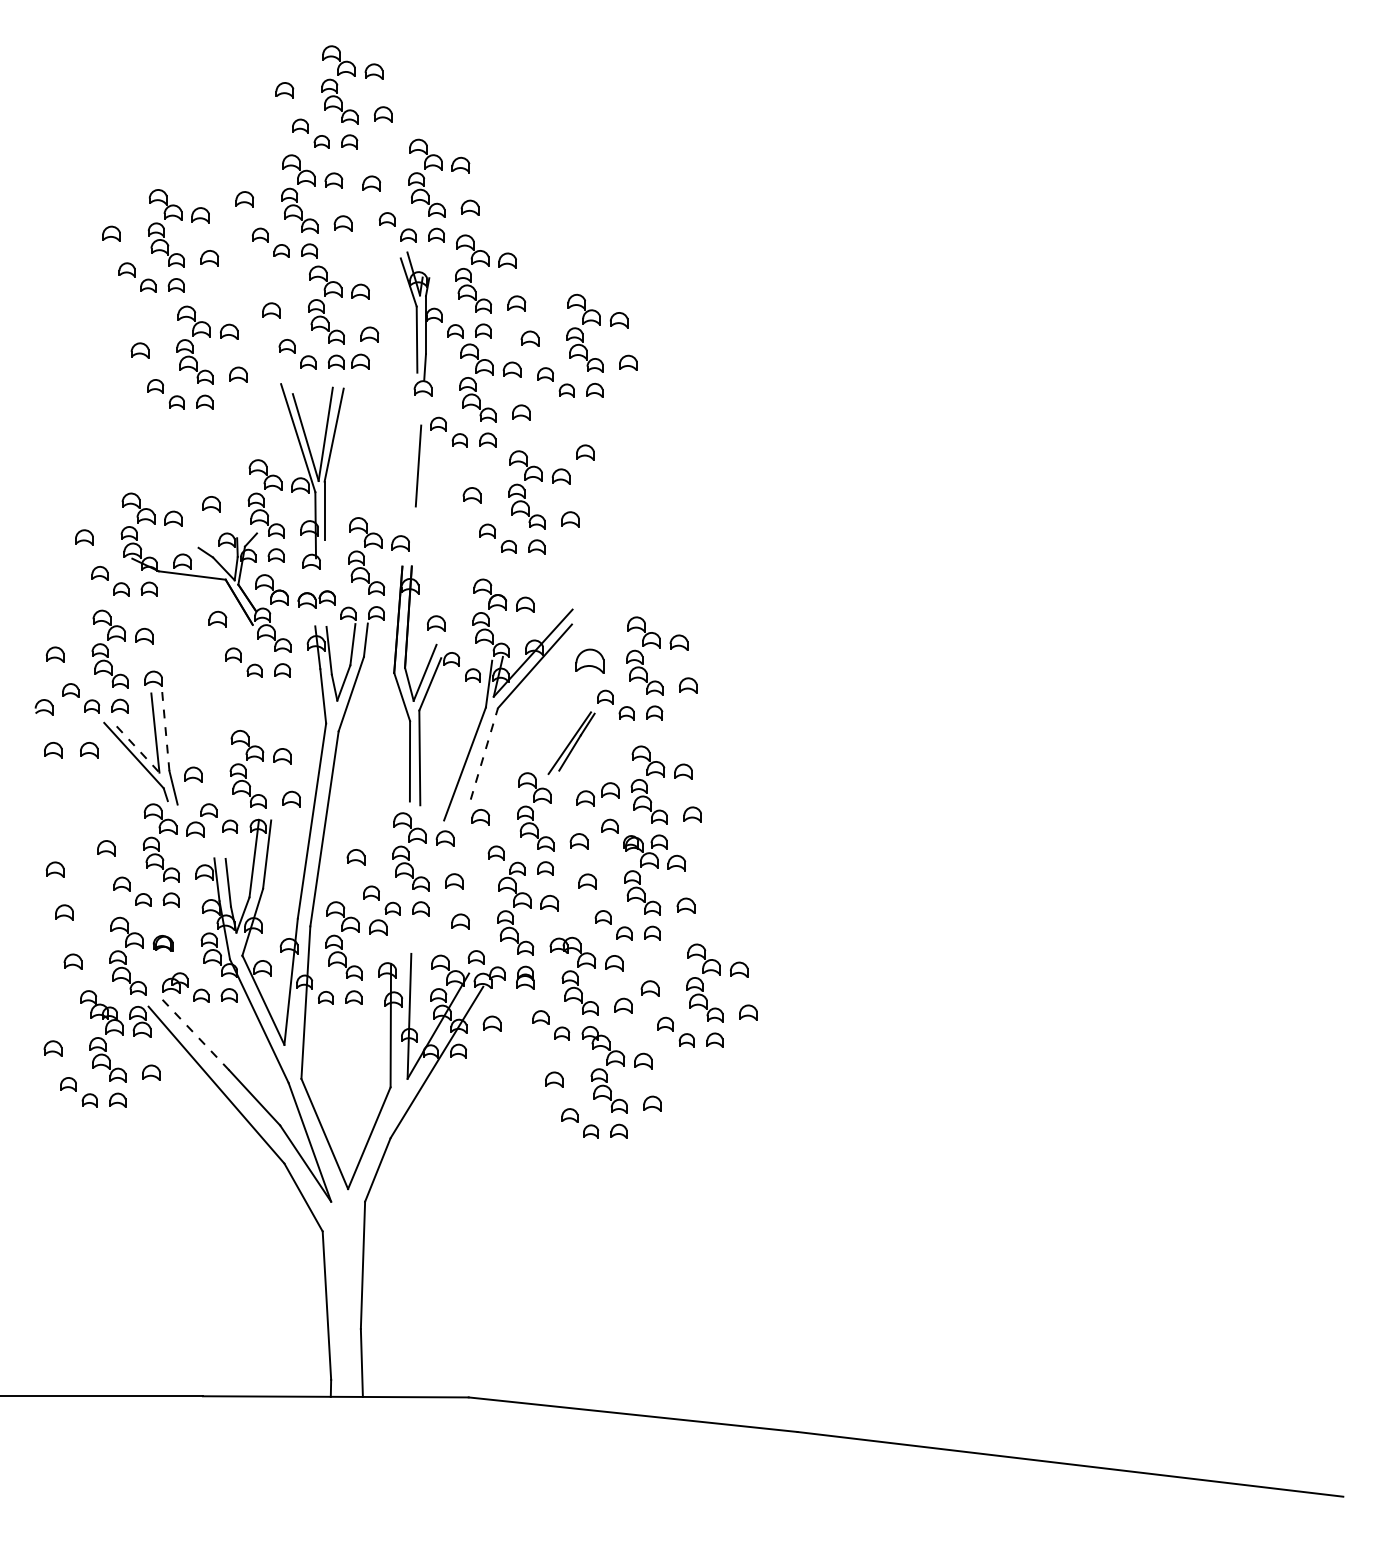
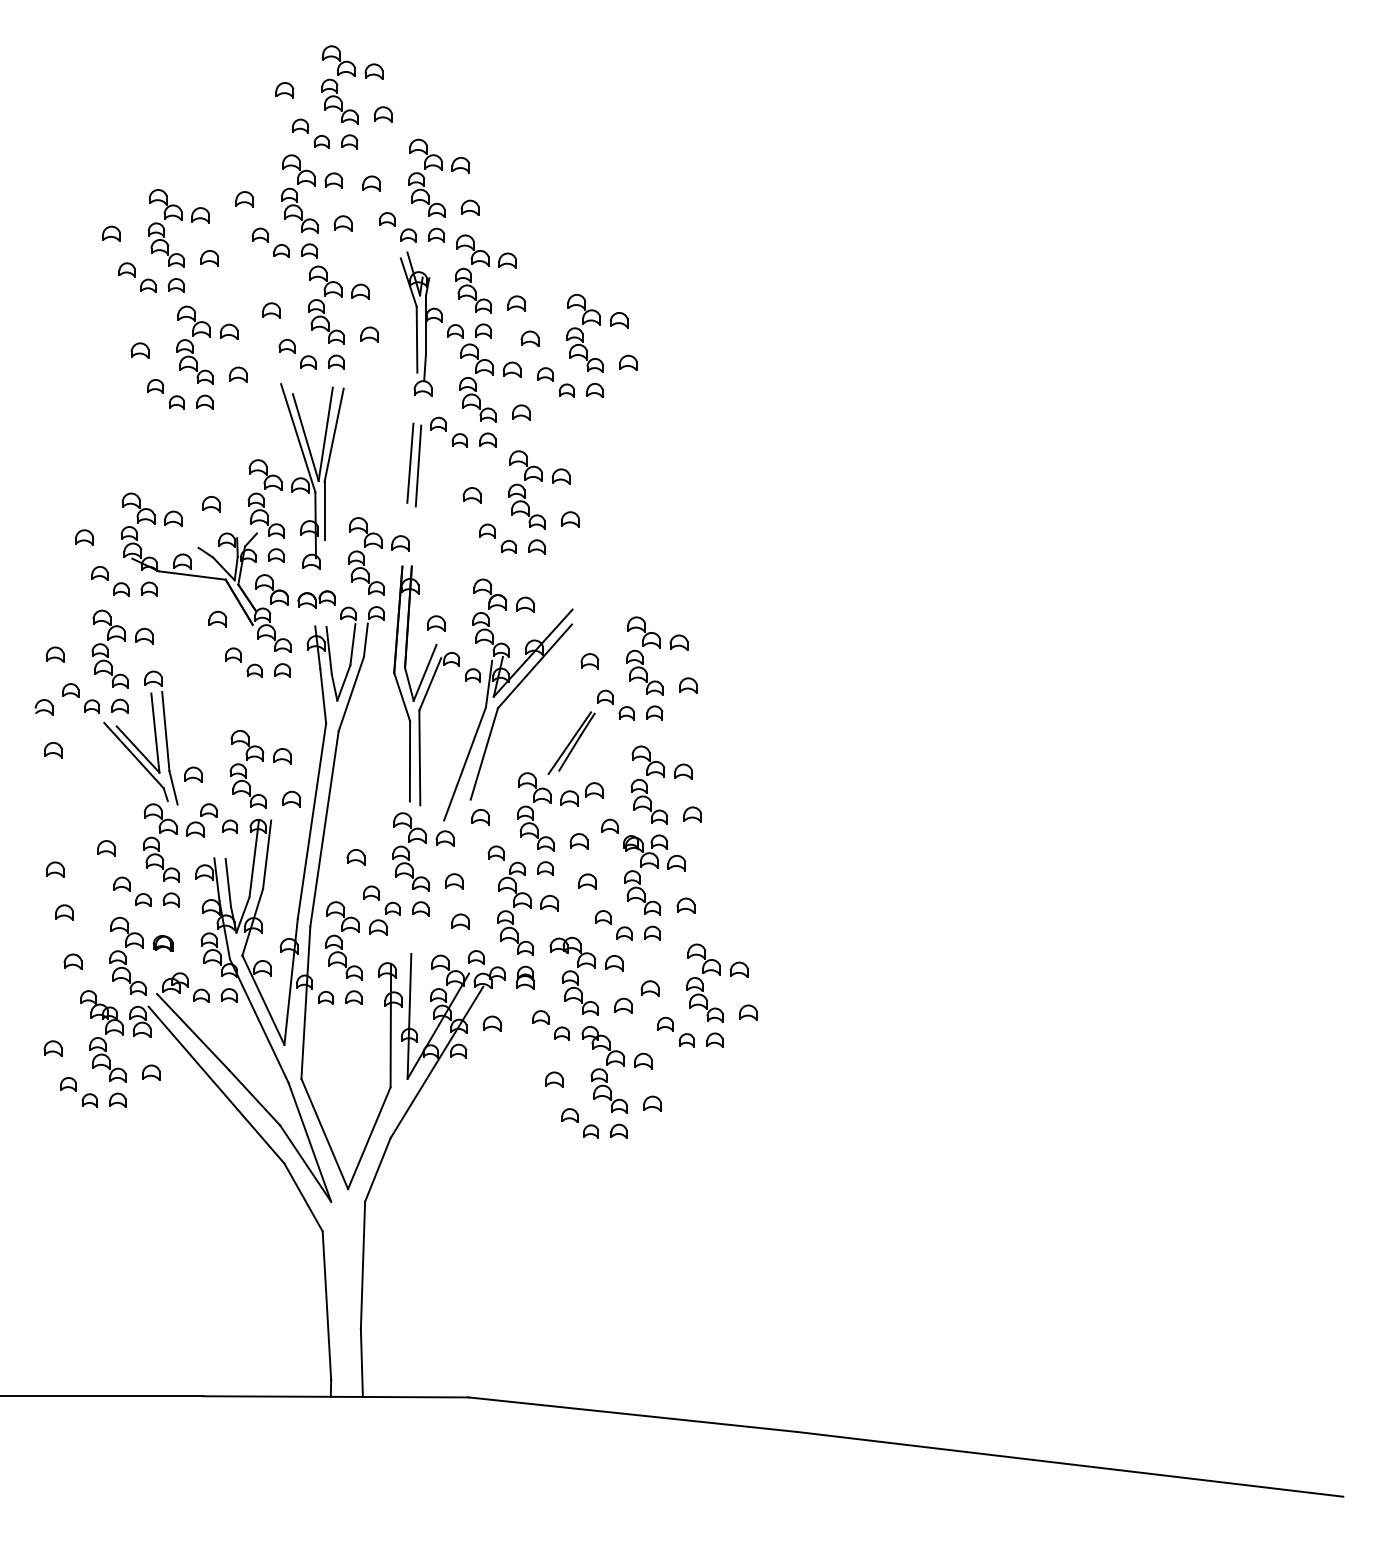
part: present -> none (360, 361)
part: present -> none (585, 452)
line: none -> present (410, 462)
part size: 30x26 px -> 20x17 px (589, 661)
line: dashed -> solid (165, 731)
line: dashed -> solid (138, 749)
part: present -> none (89, 750)
line: dashed -> solid (484, 753)
part position: (597, 794) -> (581, 794) (581, 794)
line: dashed -> solid (192, 1031)
